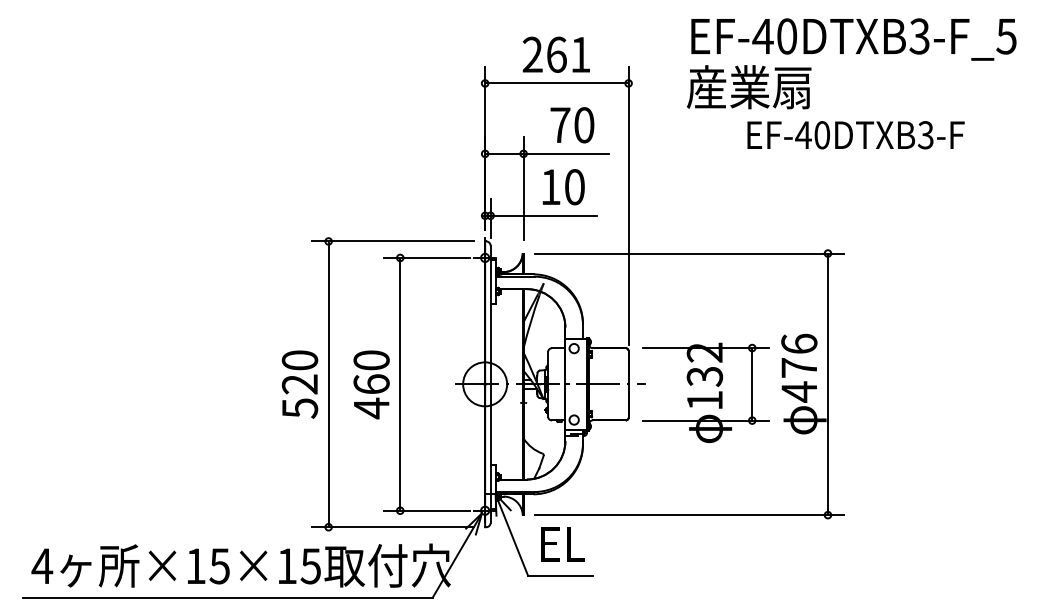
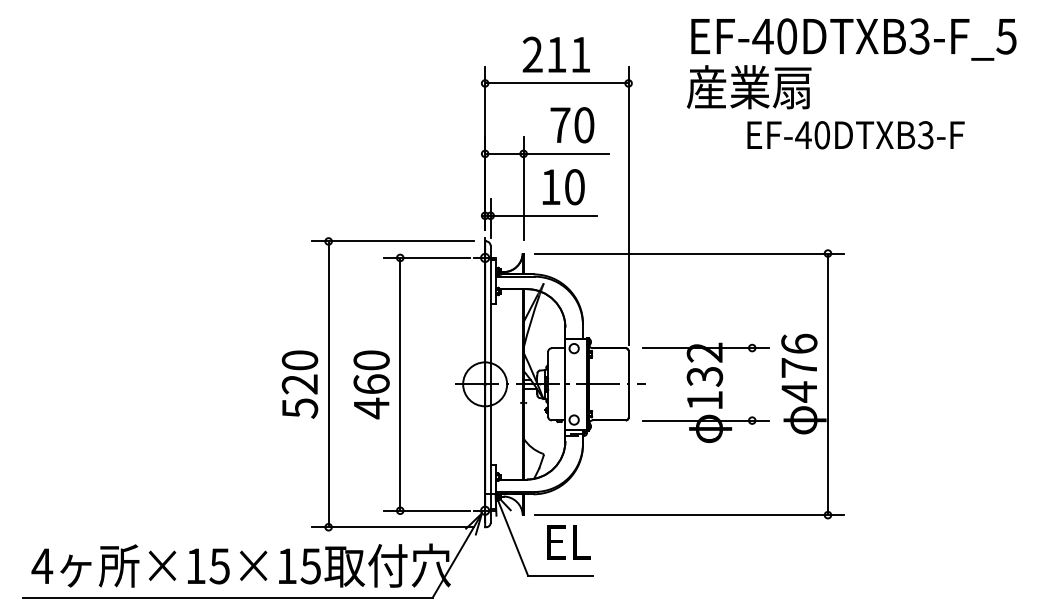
text: 261 -> 211 (556, 54)
line: present -> none (752, 384)
text position: (562, 544) -> (568, 542) (568, 542)
